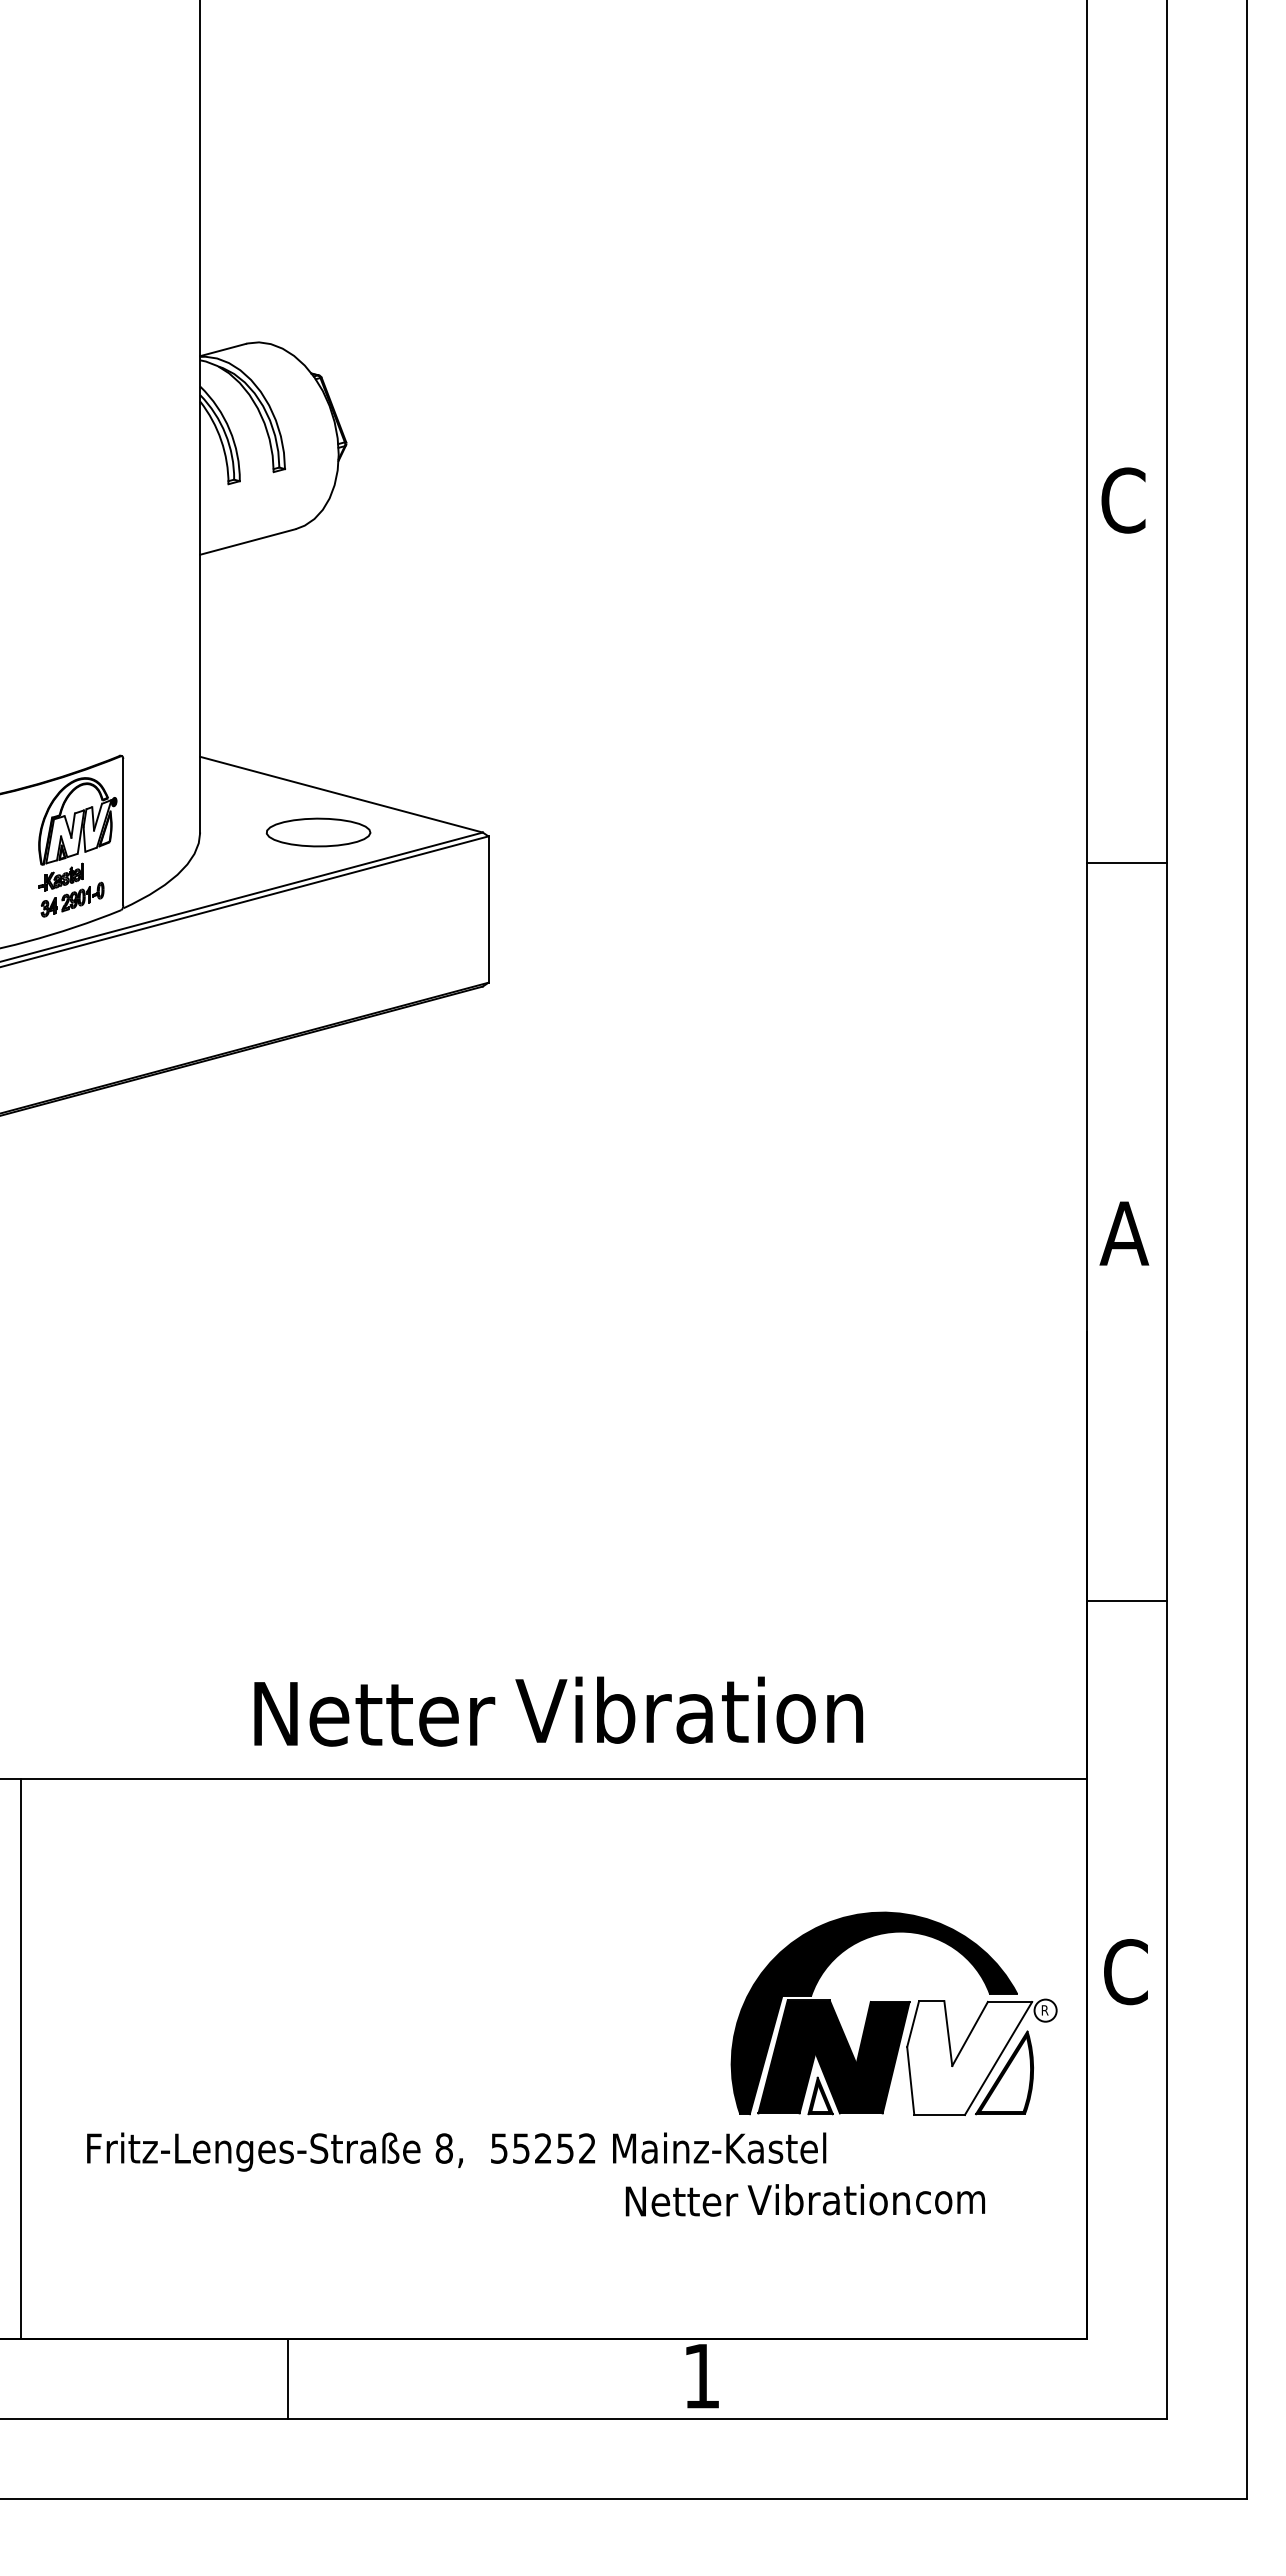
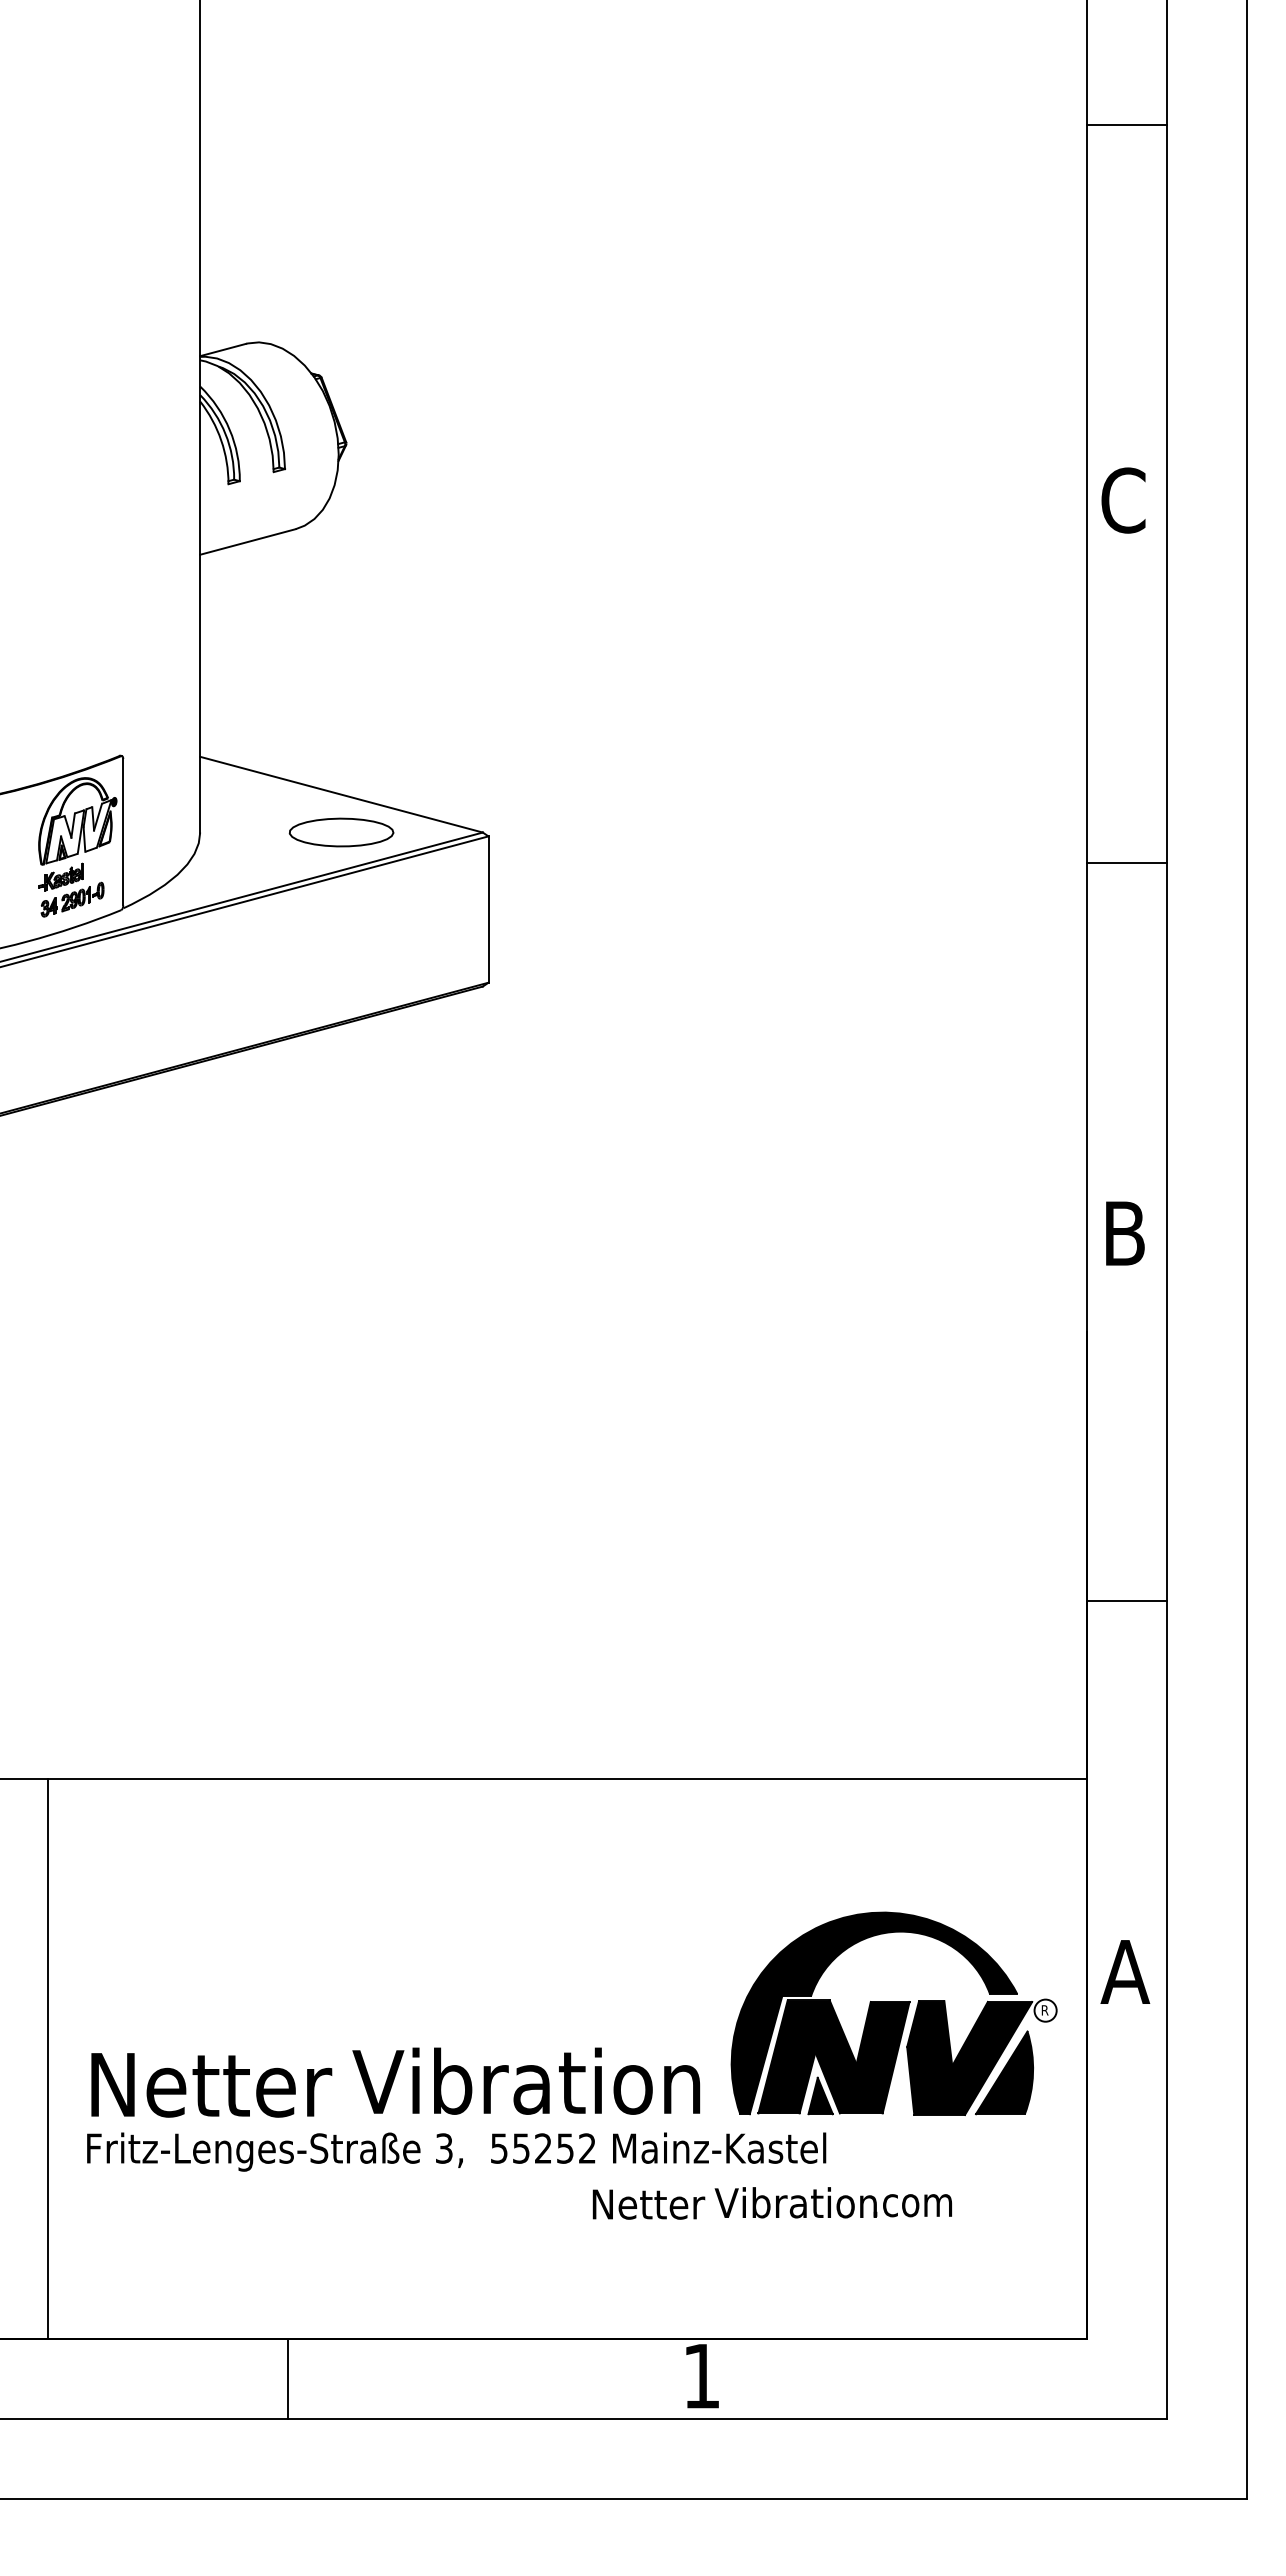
line: none -> present (1127, 124)
part position: (318, 832) -> (341, 832) (341, 832)
text: A -> B (1124, 1233)
text position: (558, 1711) -> (395, 2082) (395, 2082)
text: C -> A (1125, 1972)
line position: (21, 2058) -> (48, 2058) (48, 2058)
fill: none -> present (969, 2058)
fill: none -> present (1004, 2074)
fill: none -> present (820, 2098)
text: 8, -> 3, (443, 2148)
text position: (804, 2200) -> (771, 2203) (771, 2203)
